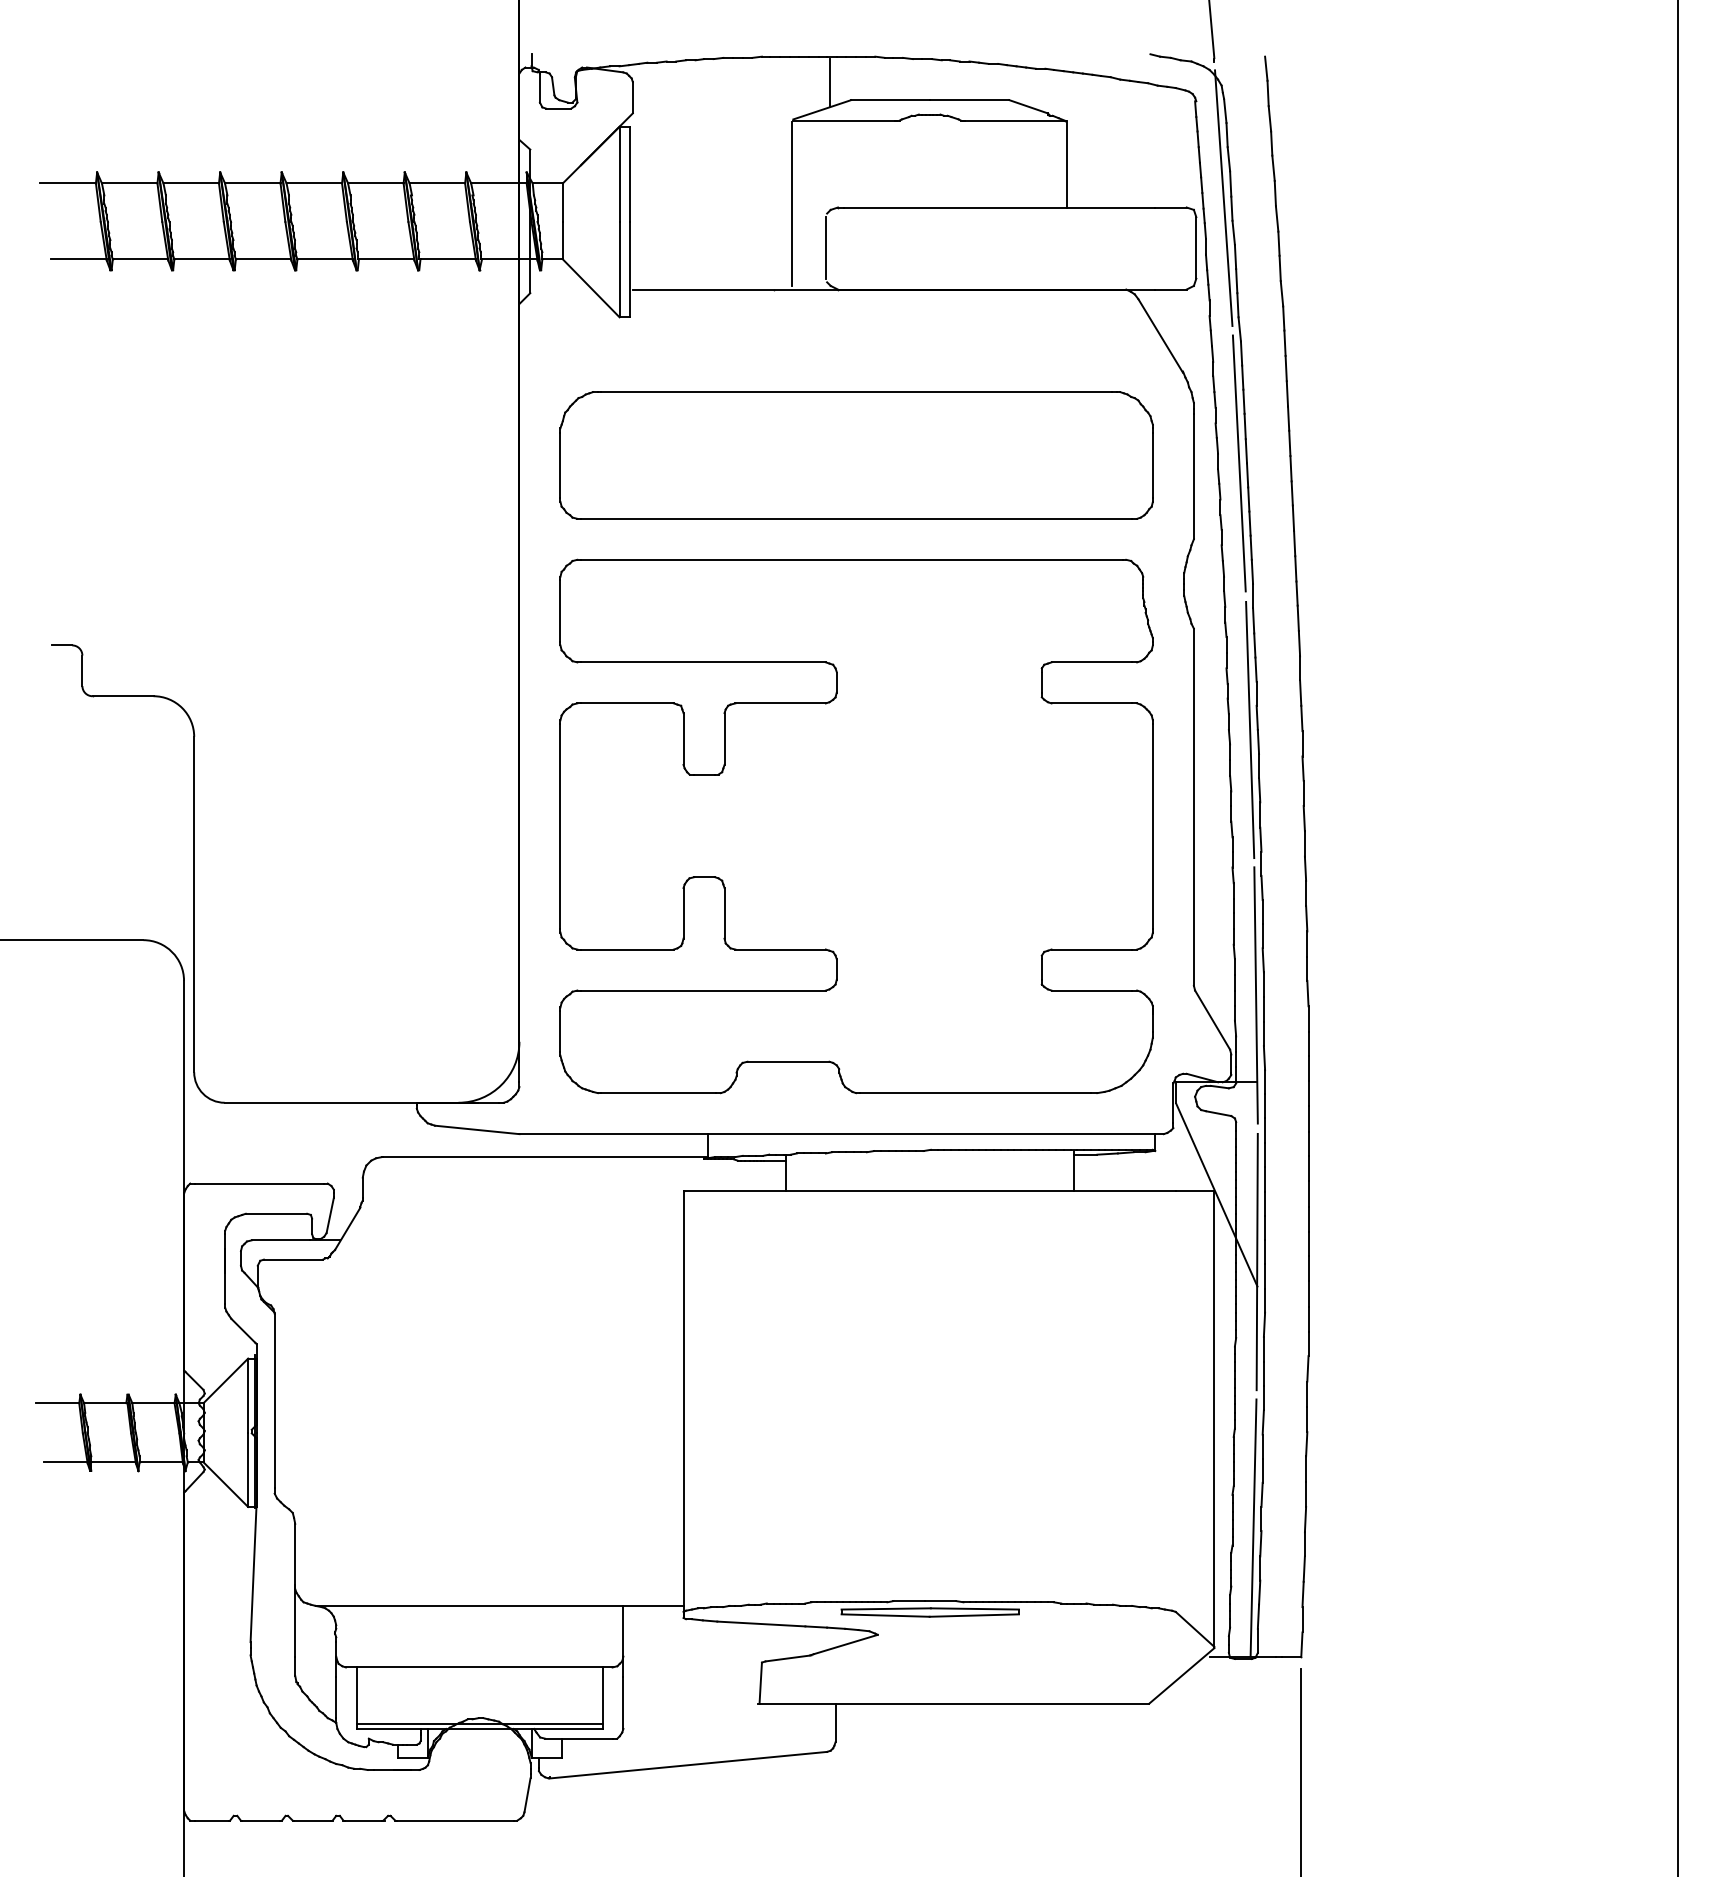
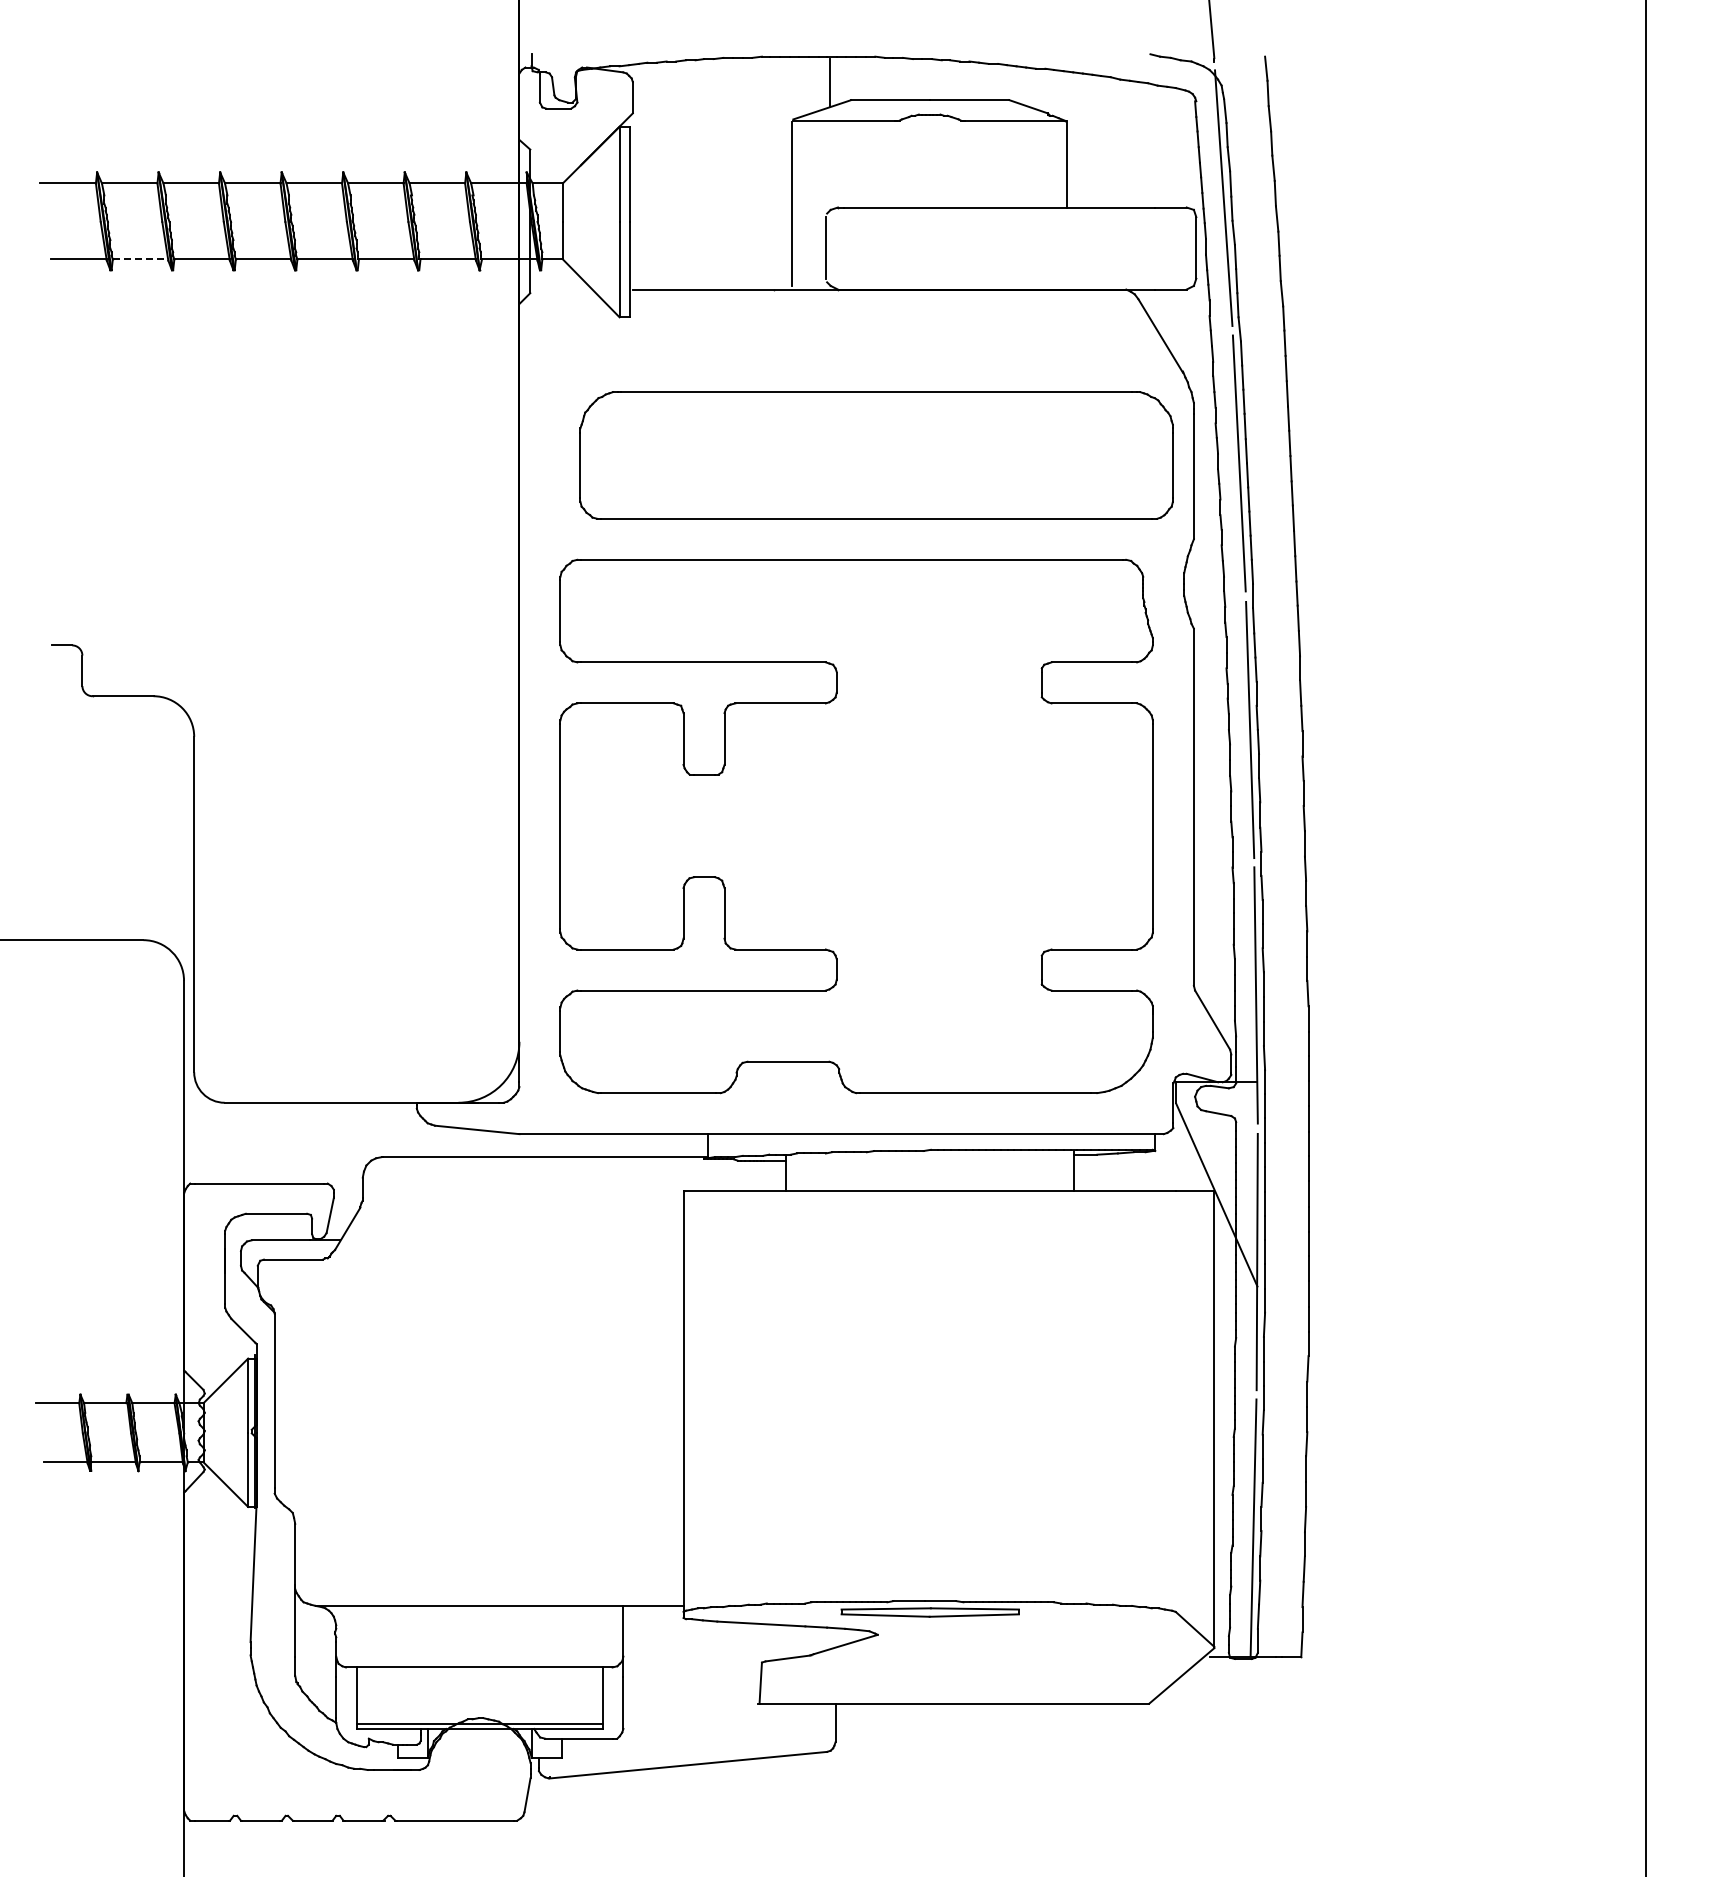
line: solid -> dashed (140, 259)
part position: (856, 455) -> (876, 455) (876, 455)
line position: (1678, 937) -> (1646, 937) (1646, 937)
line: present -> none (1301, 1771)
